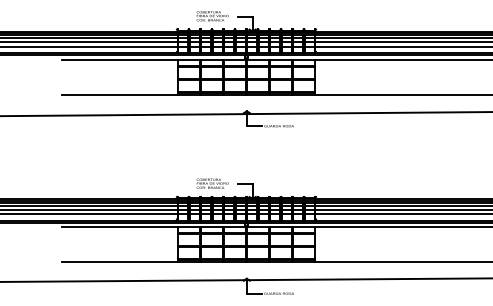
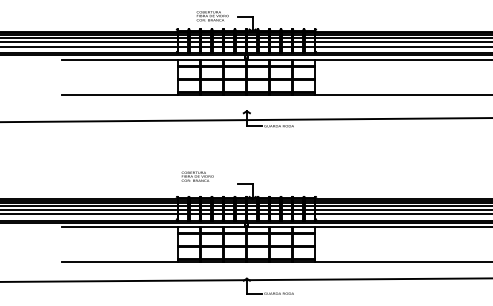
line position: (245, 114) -> (245, 120) (245, 120)
text position: (212, 183) -> (197, 176) (197, 176)
